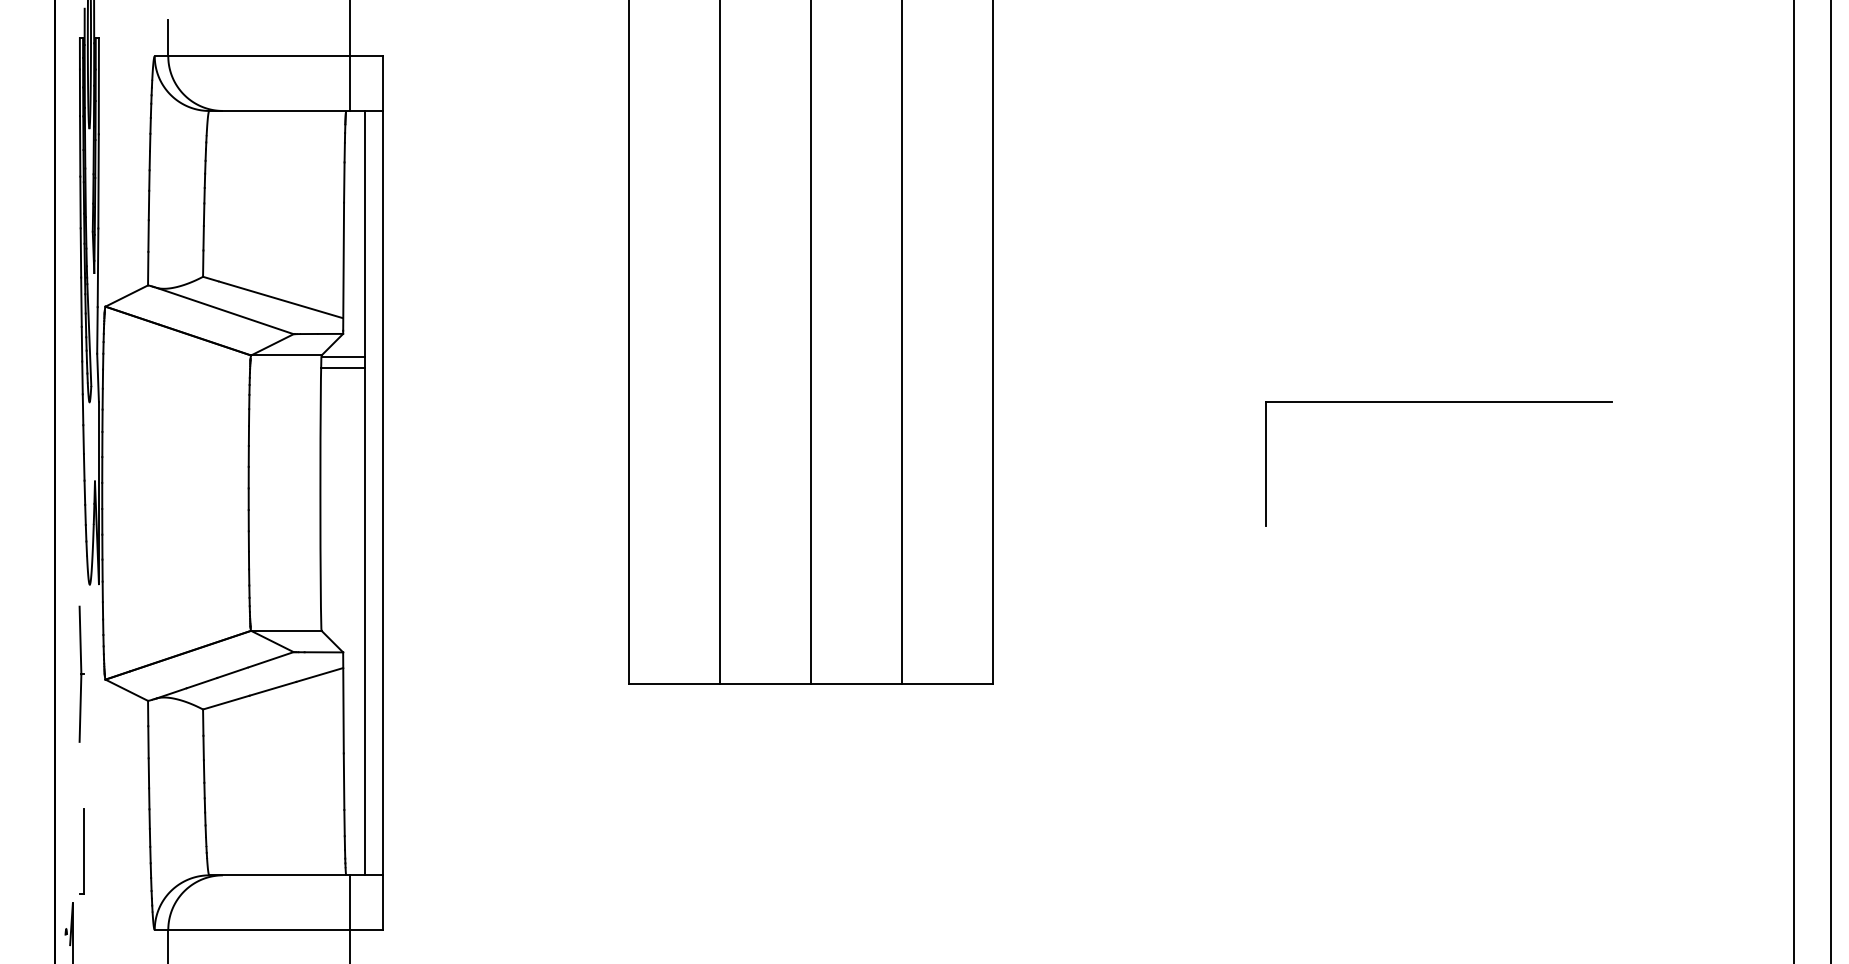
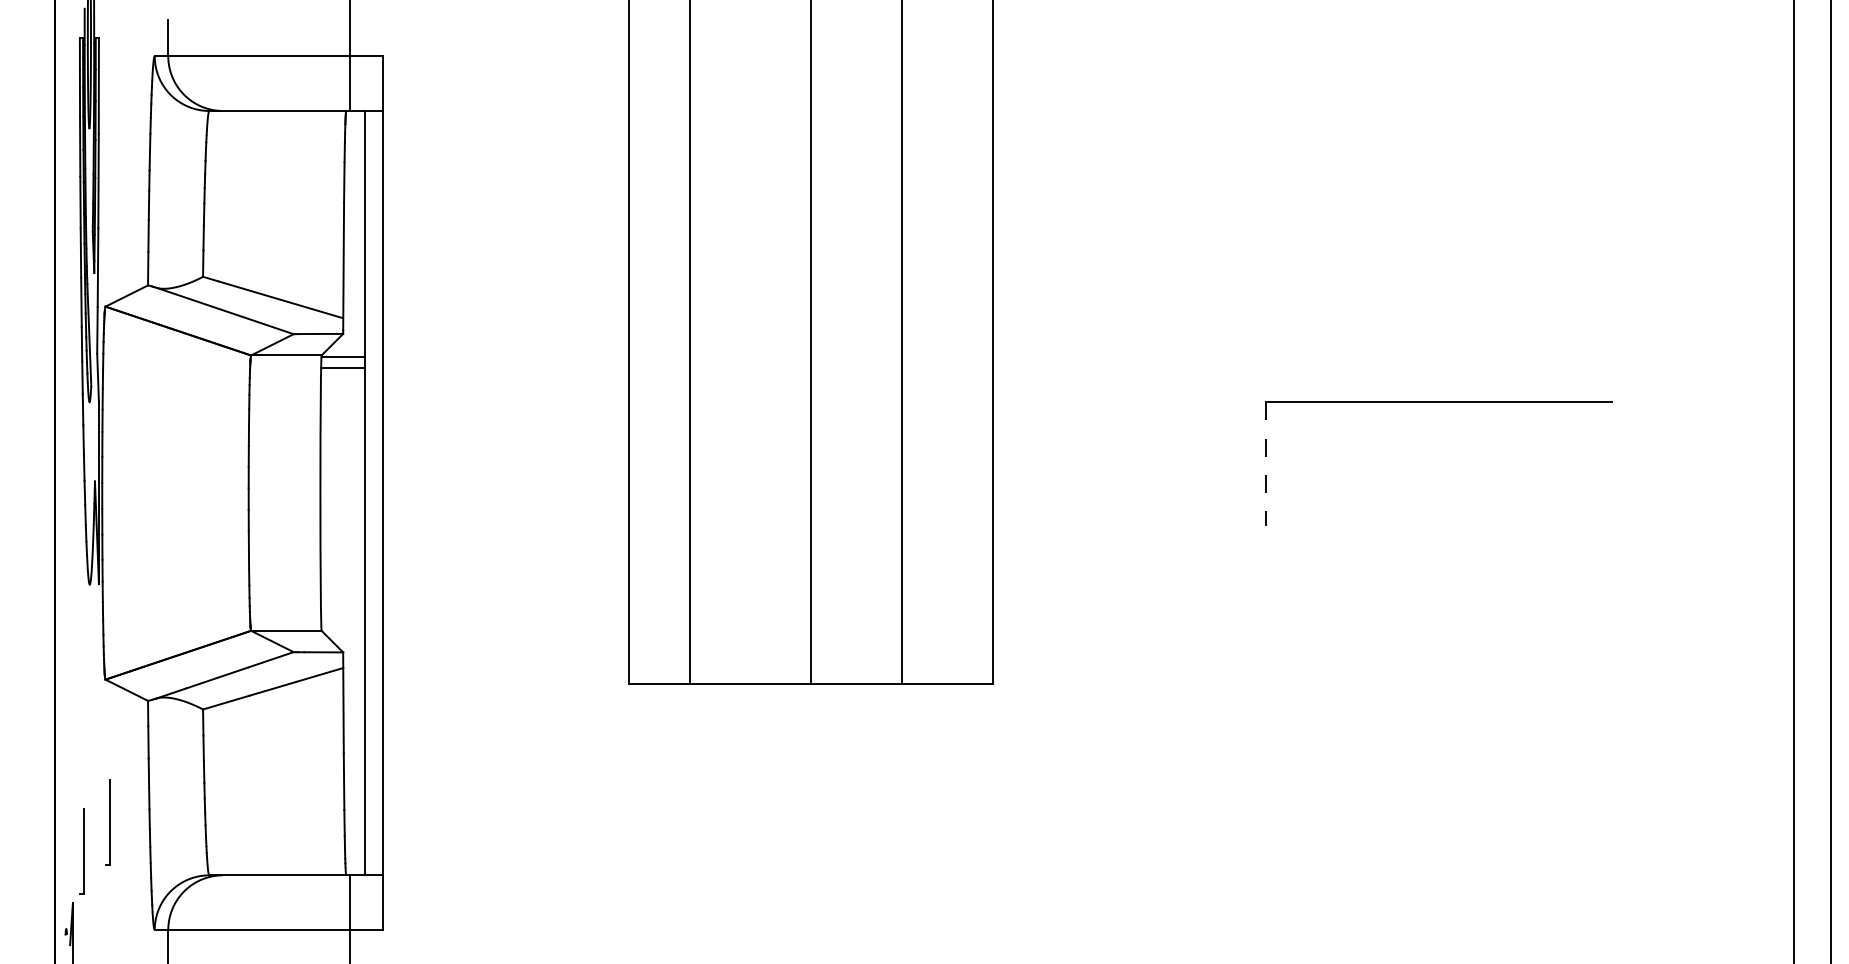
line position: (719, 343) -> (689, 343) (689, 343)
line: solid -> dashed (1265, 463)
part: present -> none (81, 673)
part: none -> present (107, 822)
